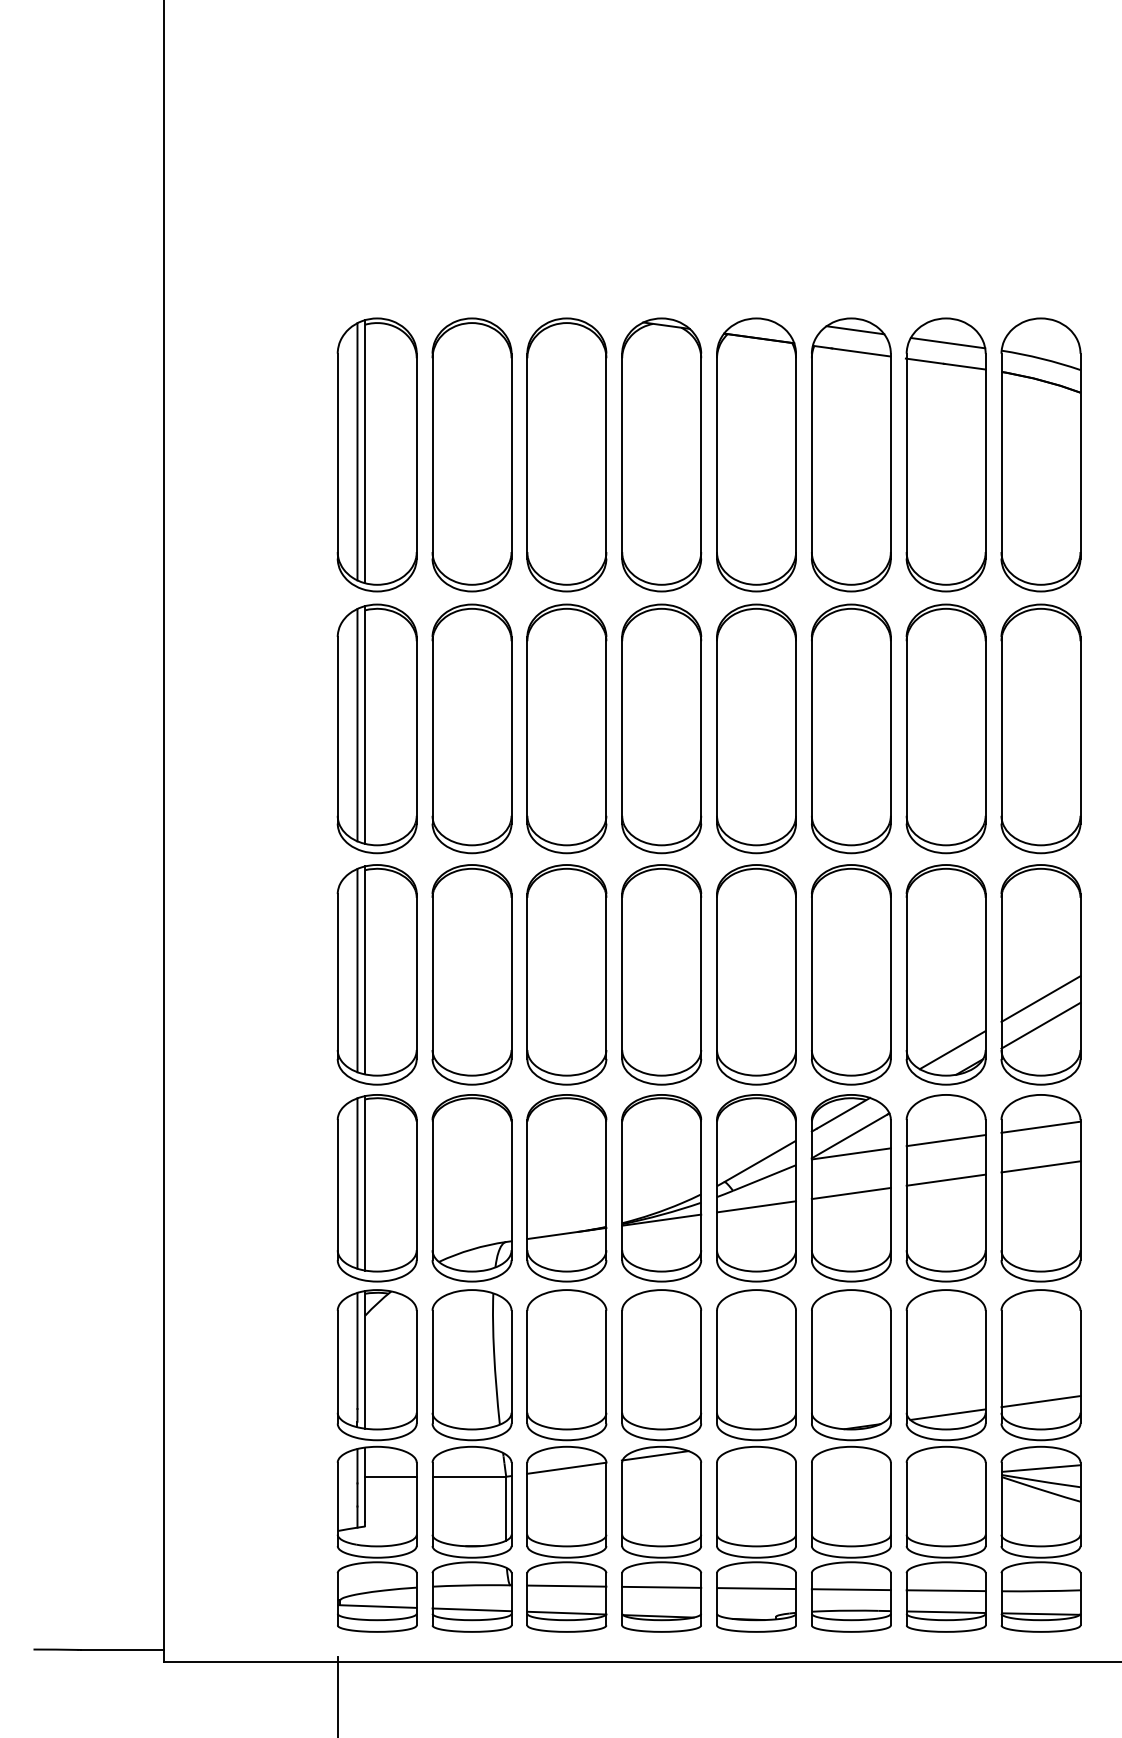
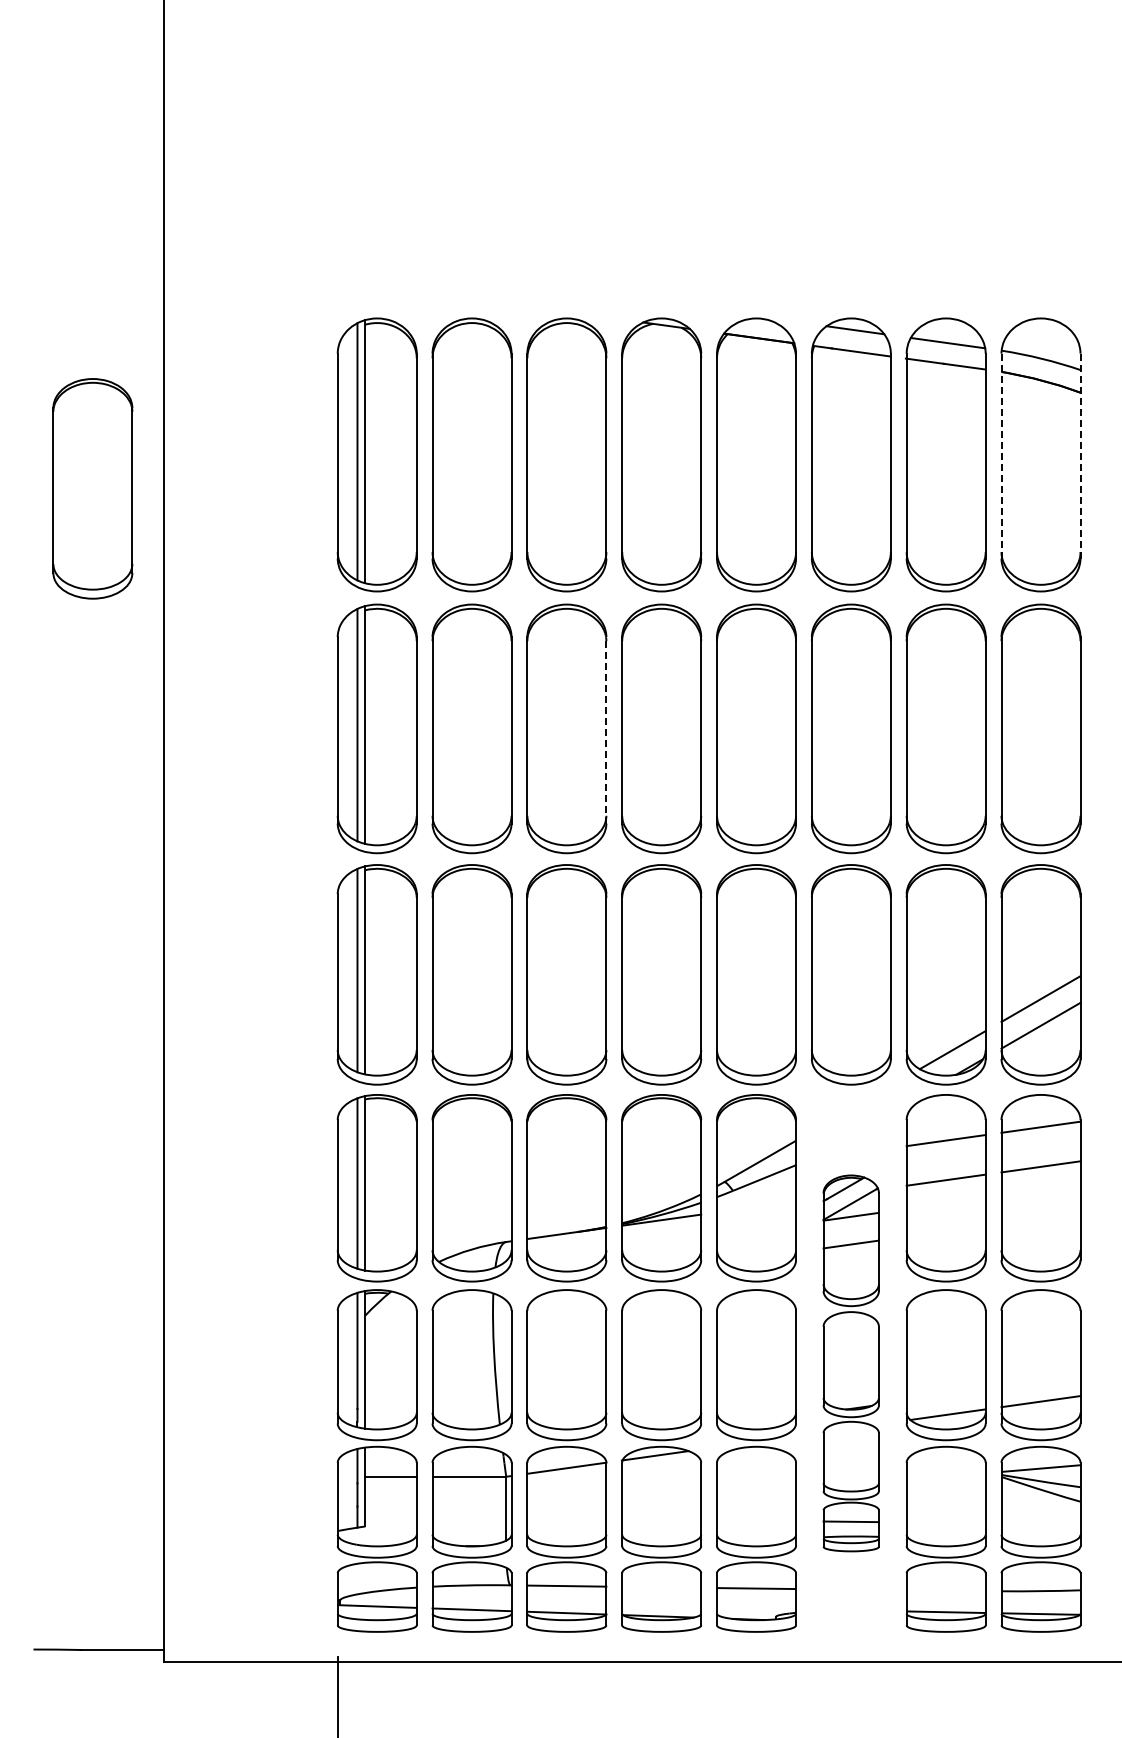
line: solid -> dashed (1080, 455)
line: solid -> dashed (1001, 456)
part: none -> present (92, 488)
line: solid -> dashed (606, 729)
line: present -> none (756, 1206)
part size: 82x539 px -> 58x379 px (850, 1363)
line: present -> none (661, 1586)
line: present -> none (945, 1590)
